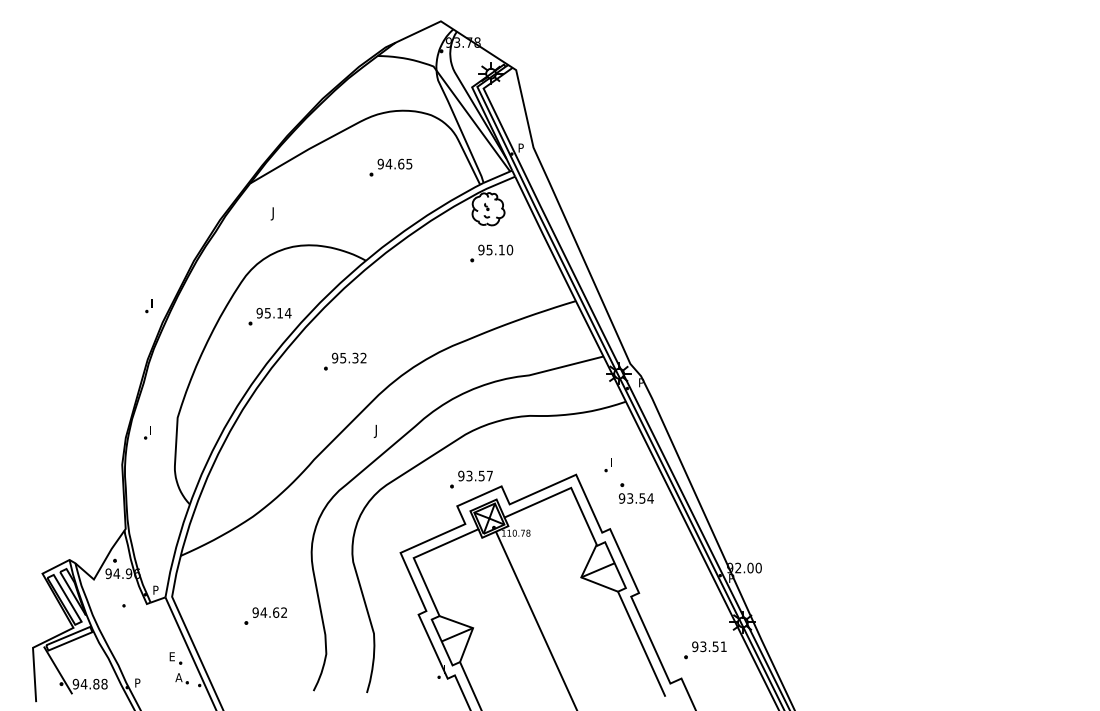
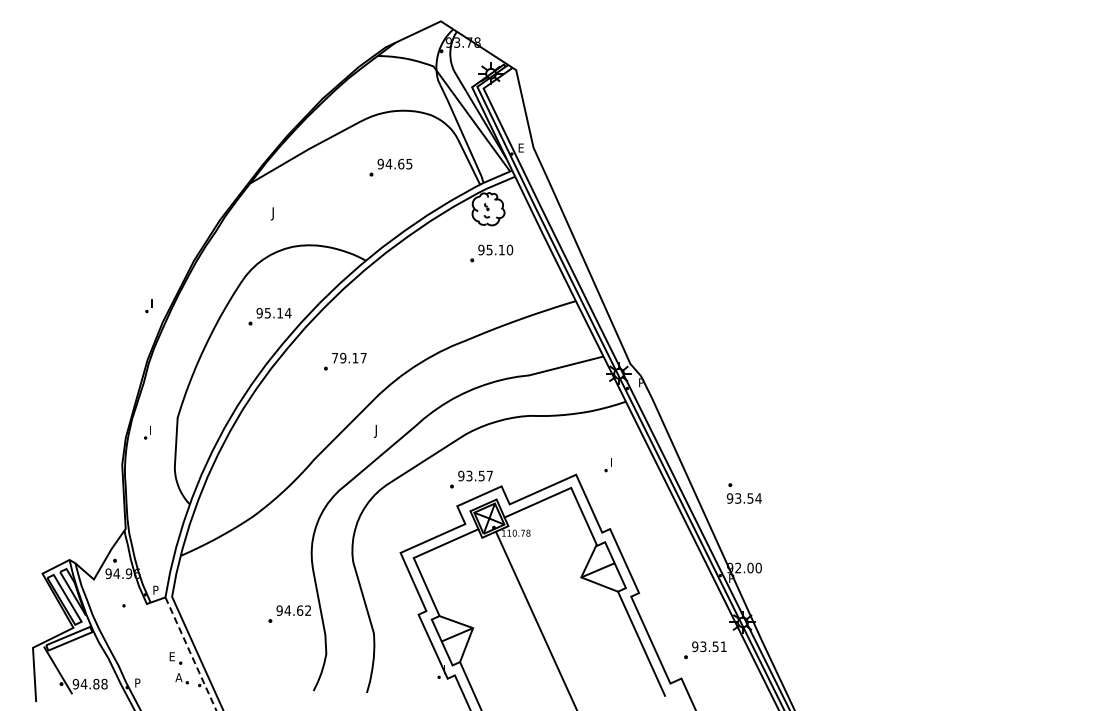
text: P -> E (521, 147)
text: 95.32 -> 79.17 (349, 357)
part position: (635, 493) -> (743, 493) (743, 493)
part position: (265, 615) -> (289, 613) (289, 613)
line: solid -> dashed (191, 654)
